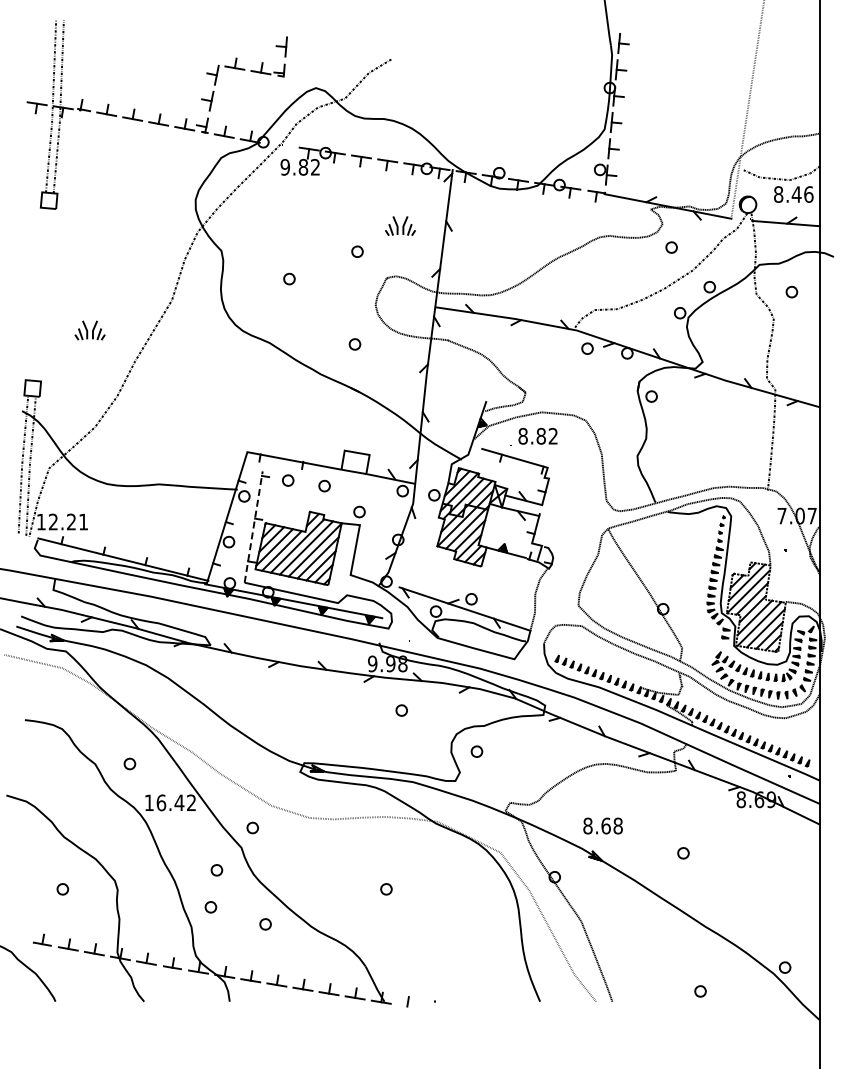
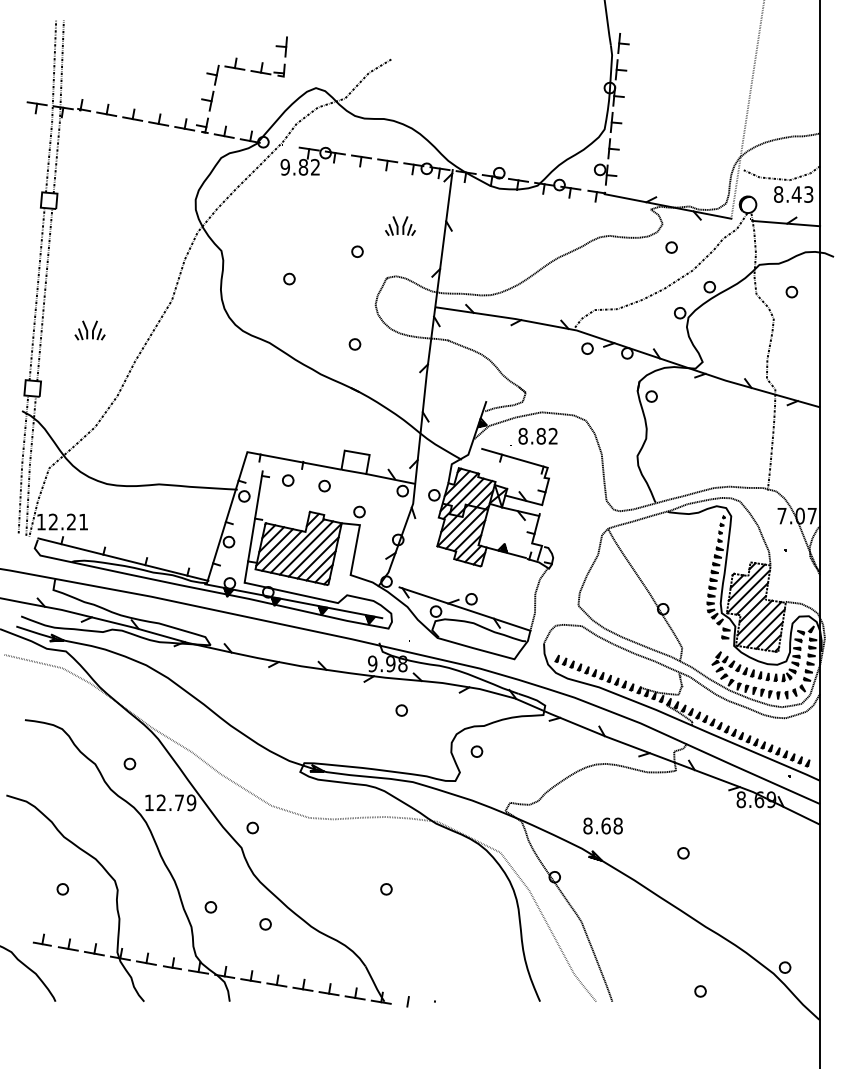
text: 8.46 -> 8.43 (808, 194)
line: none -> present (36, 294)
line: none -> present (44, 294)
line: dashed -> solid (253, 526)
text: 16.42 -> 12.79 (176, 802)
part: present -> none (216, 870)
